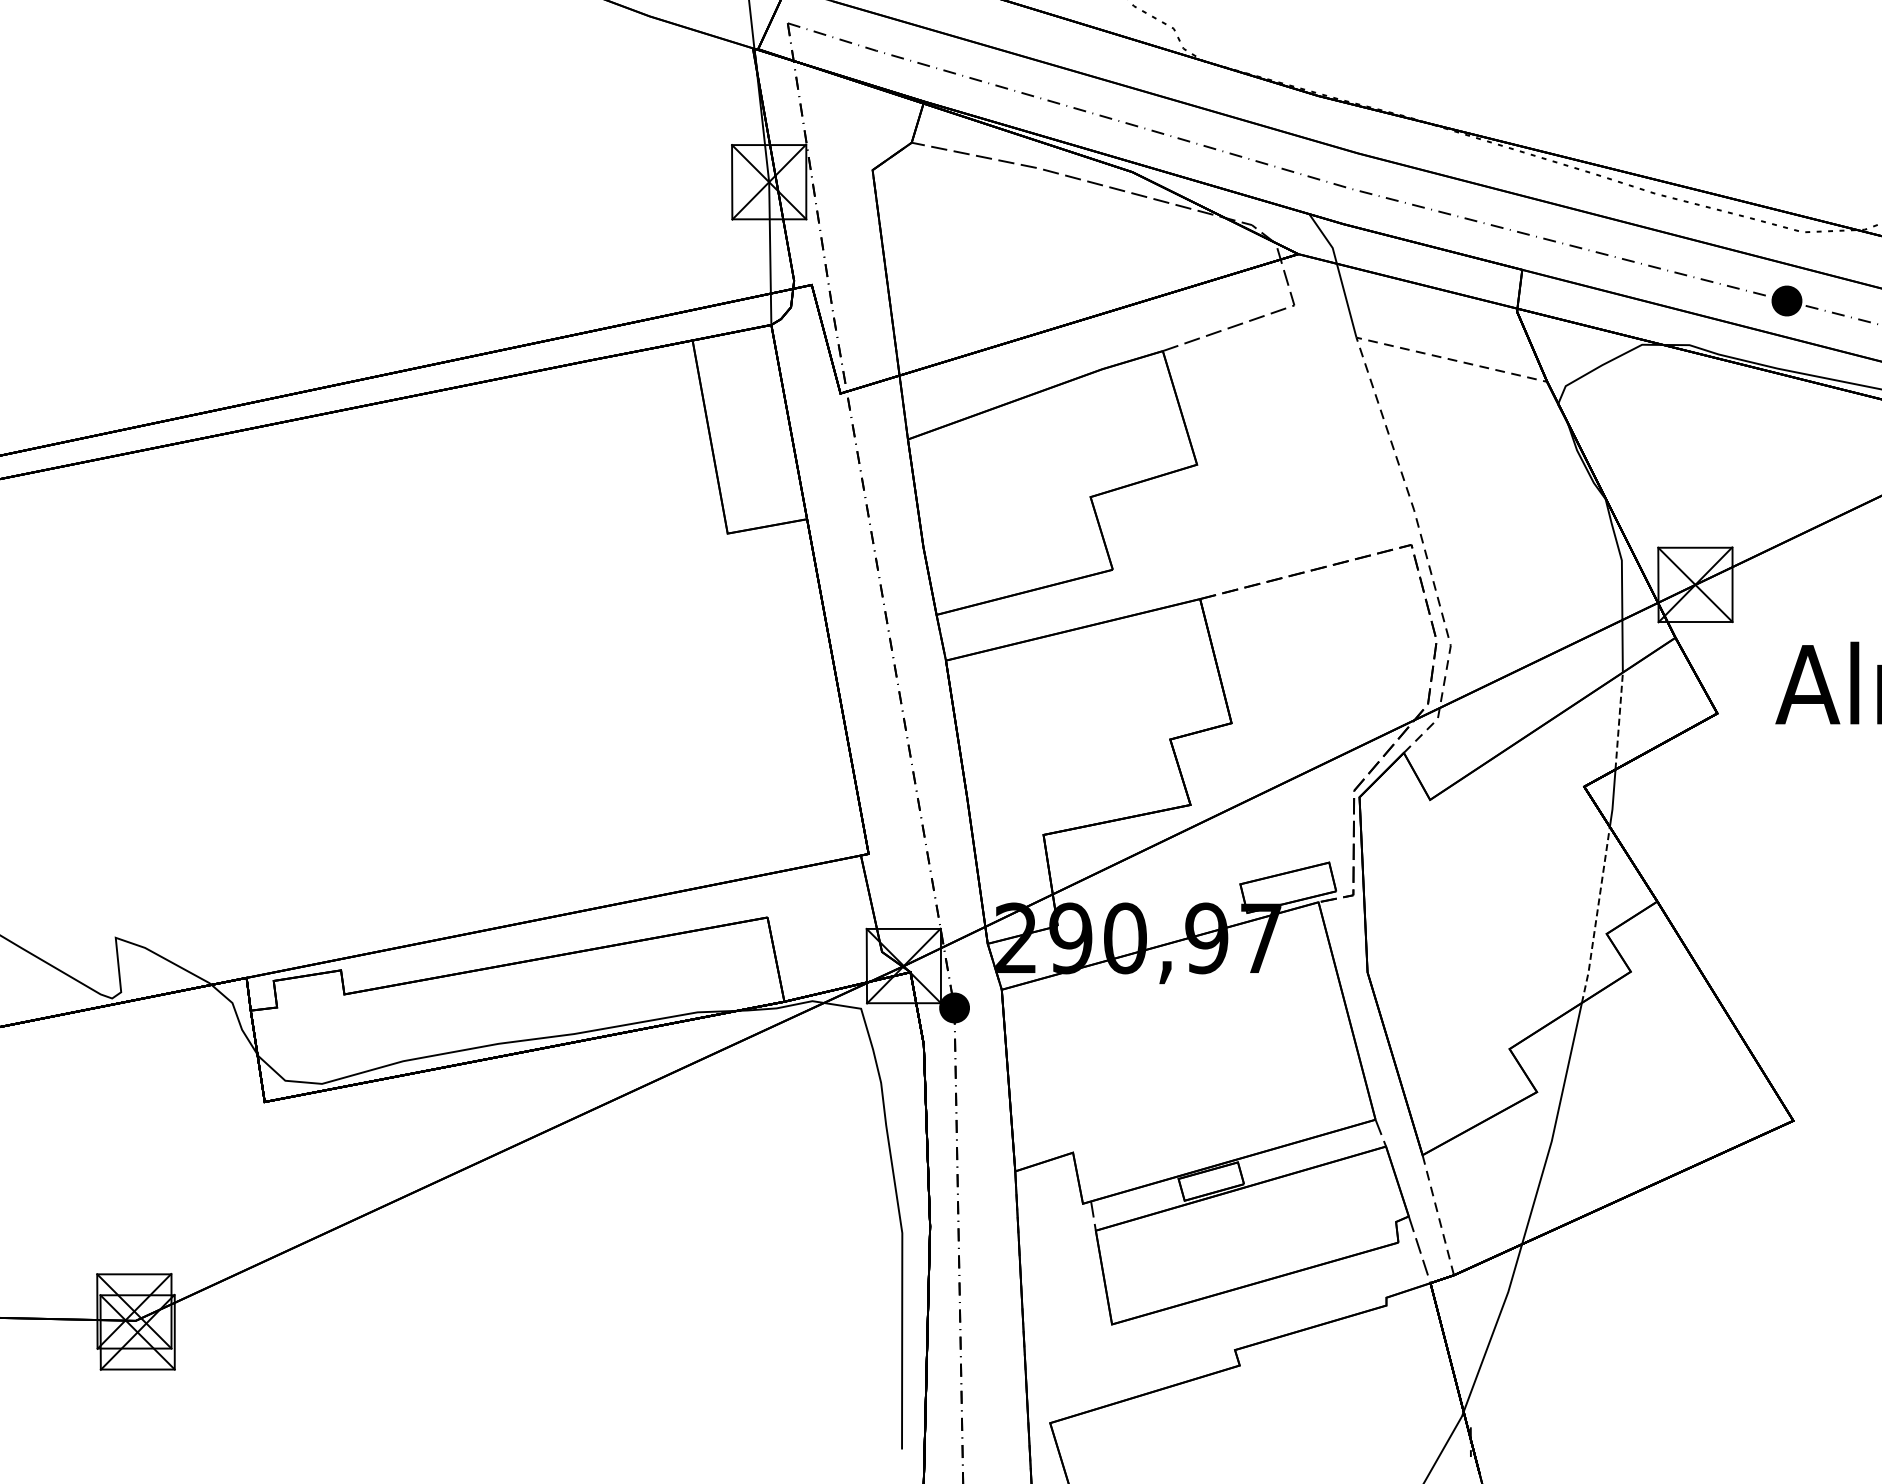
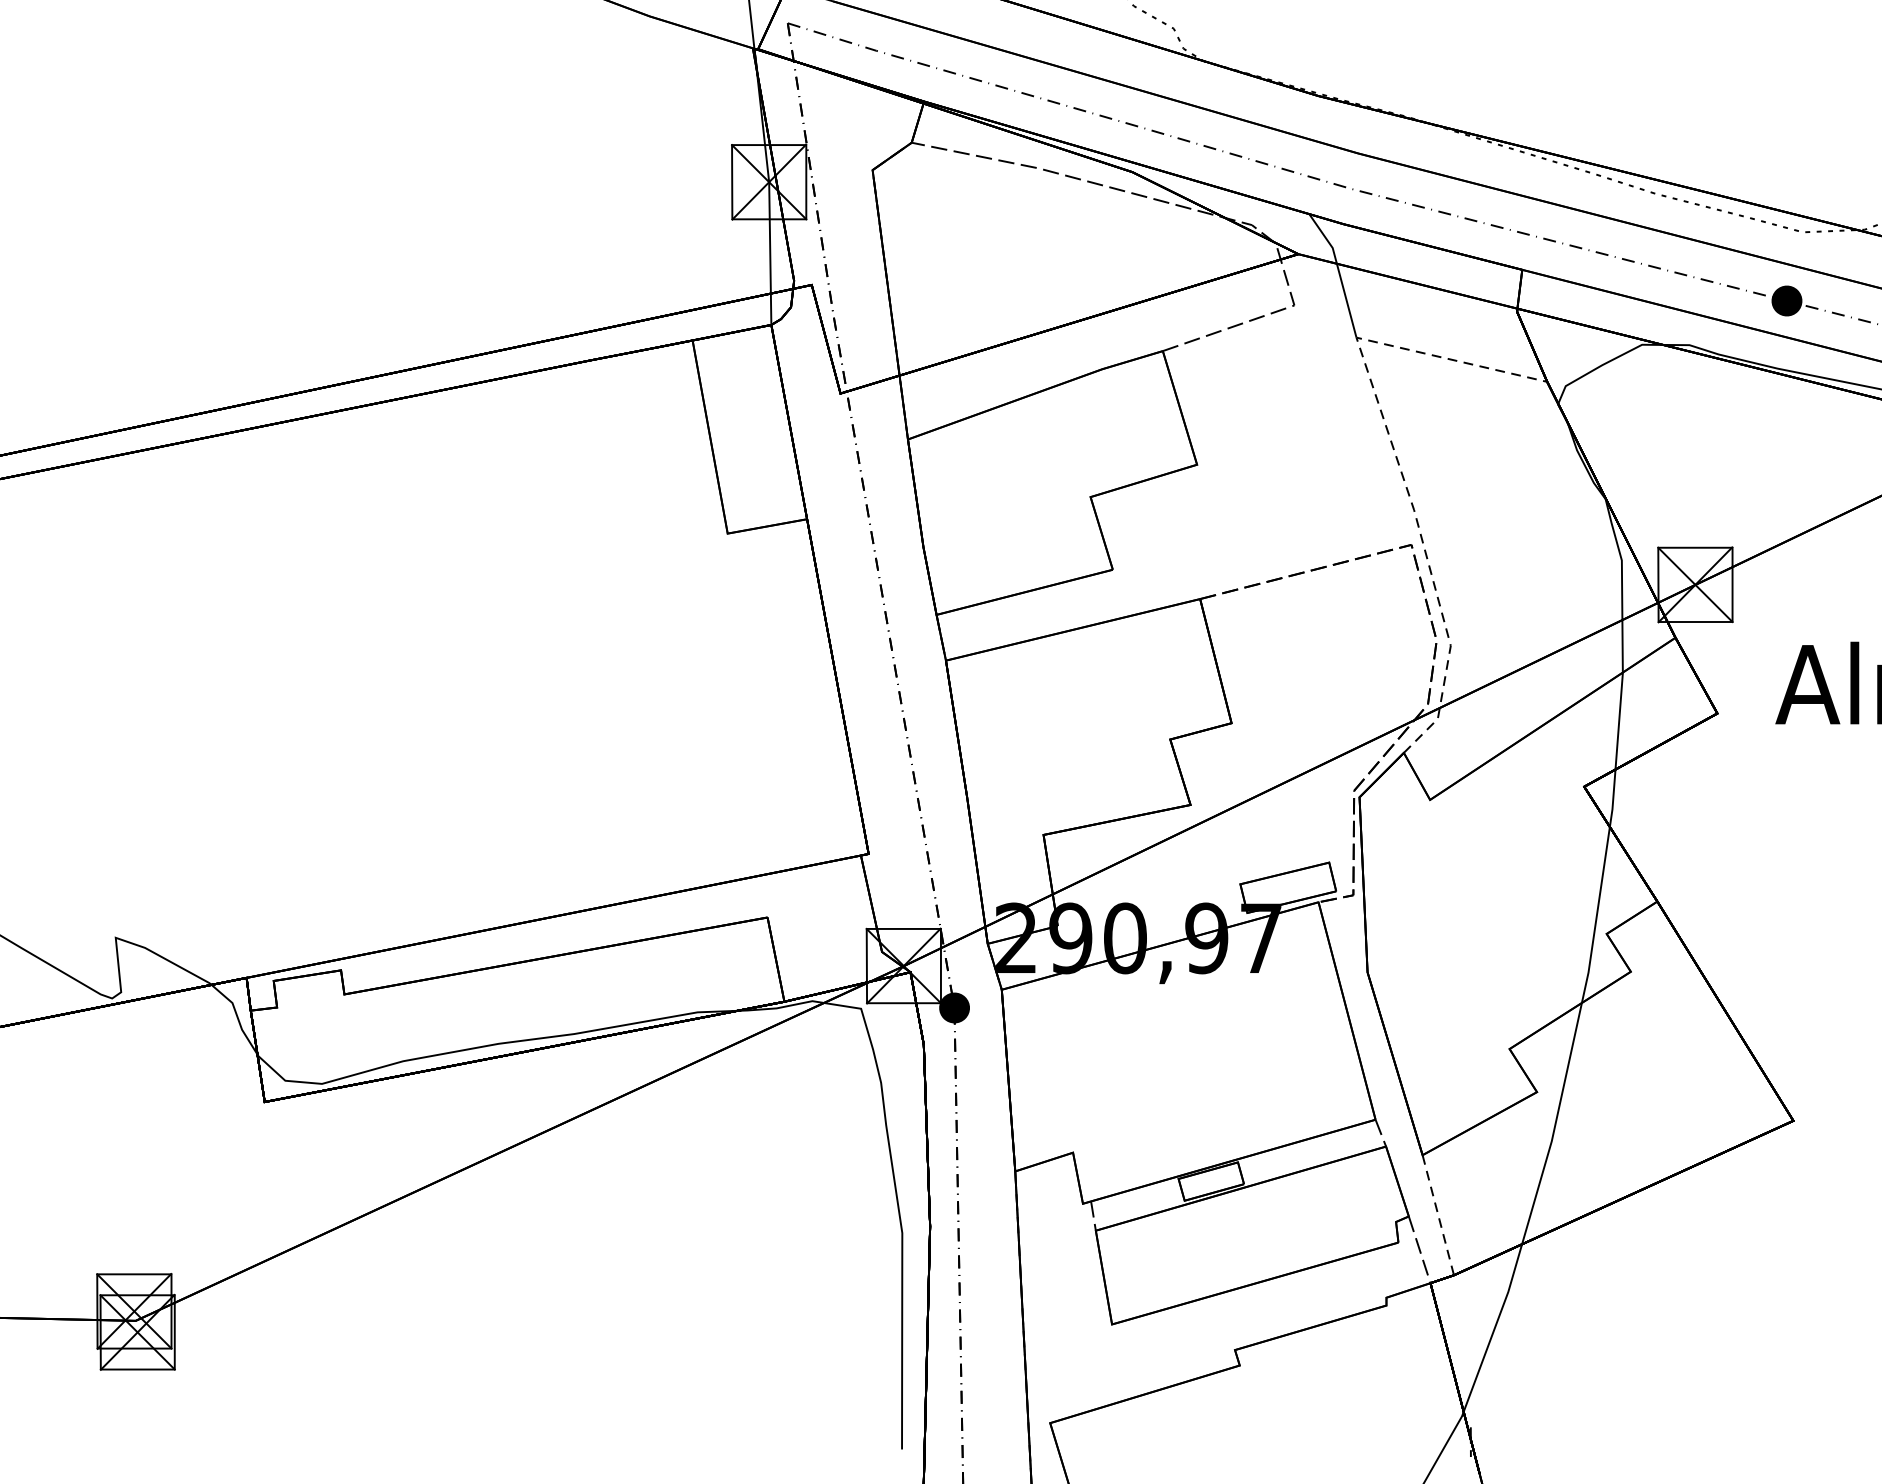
line: dashed -> solid (1619, 719)
line: dashed -> solid (1596, 915)
